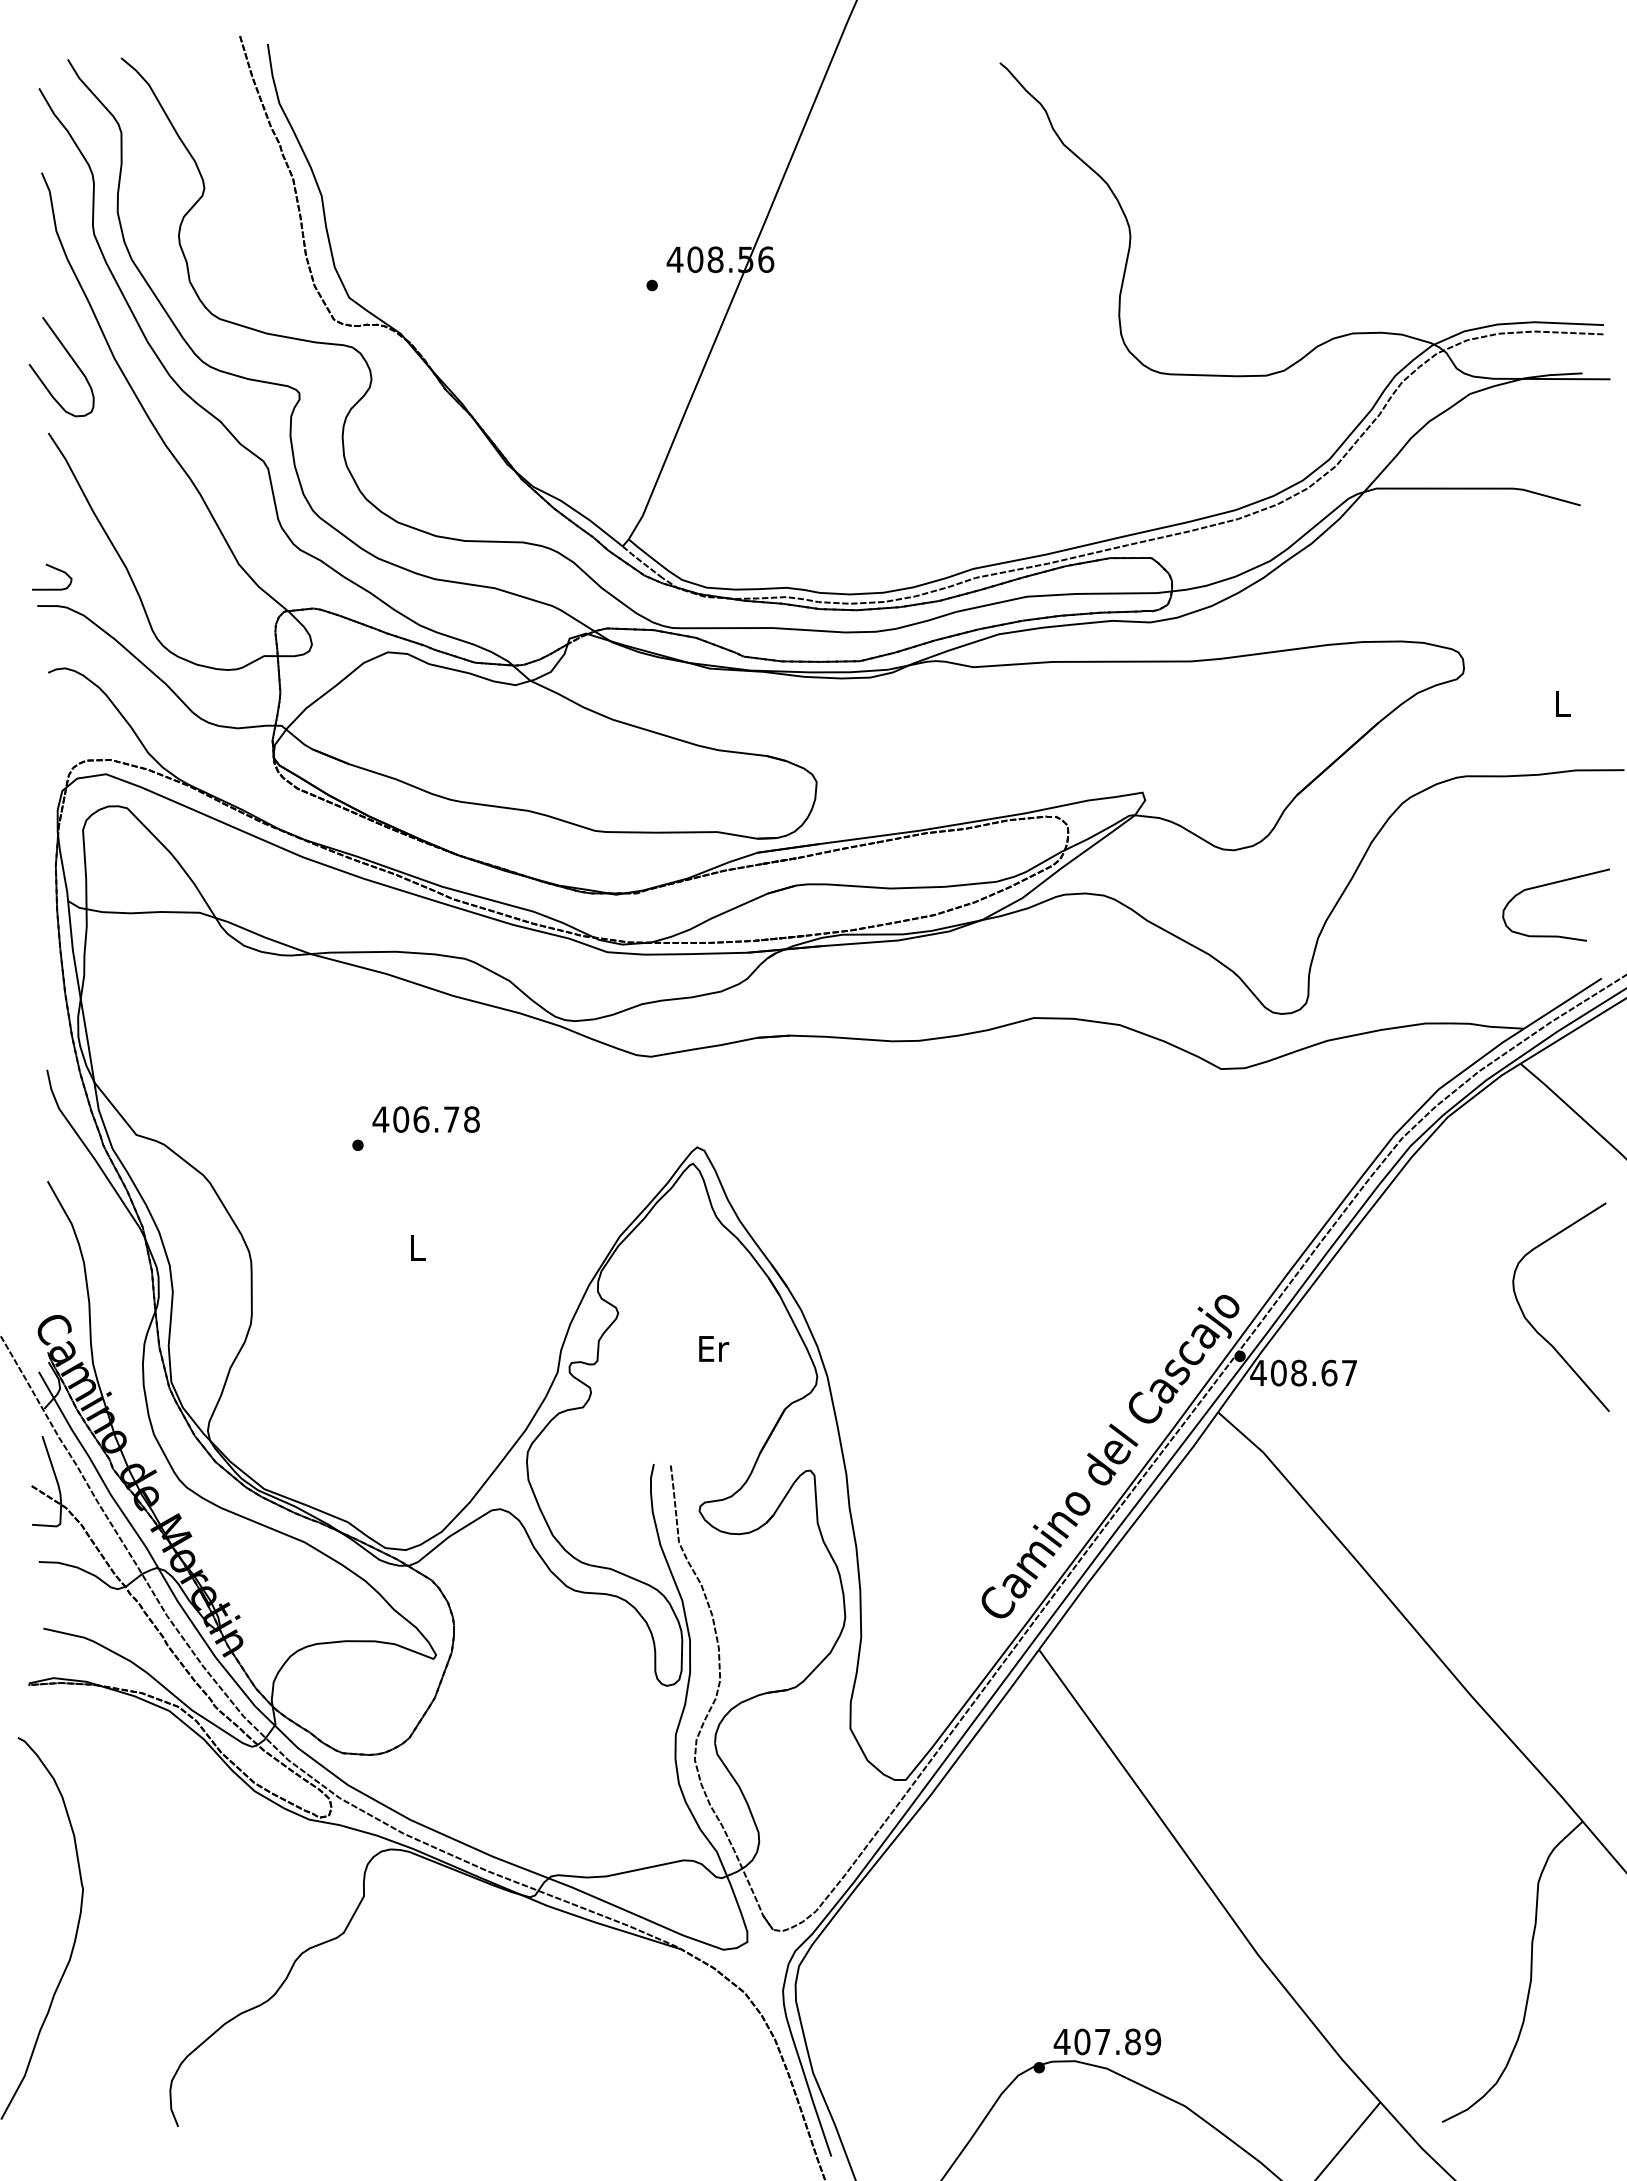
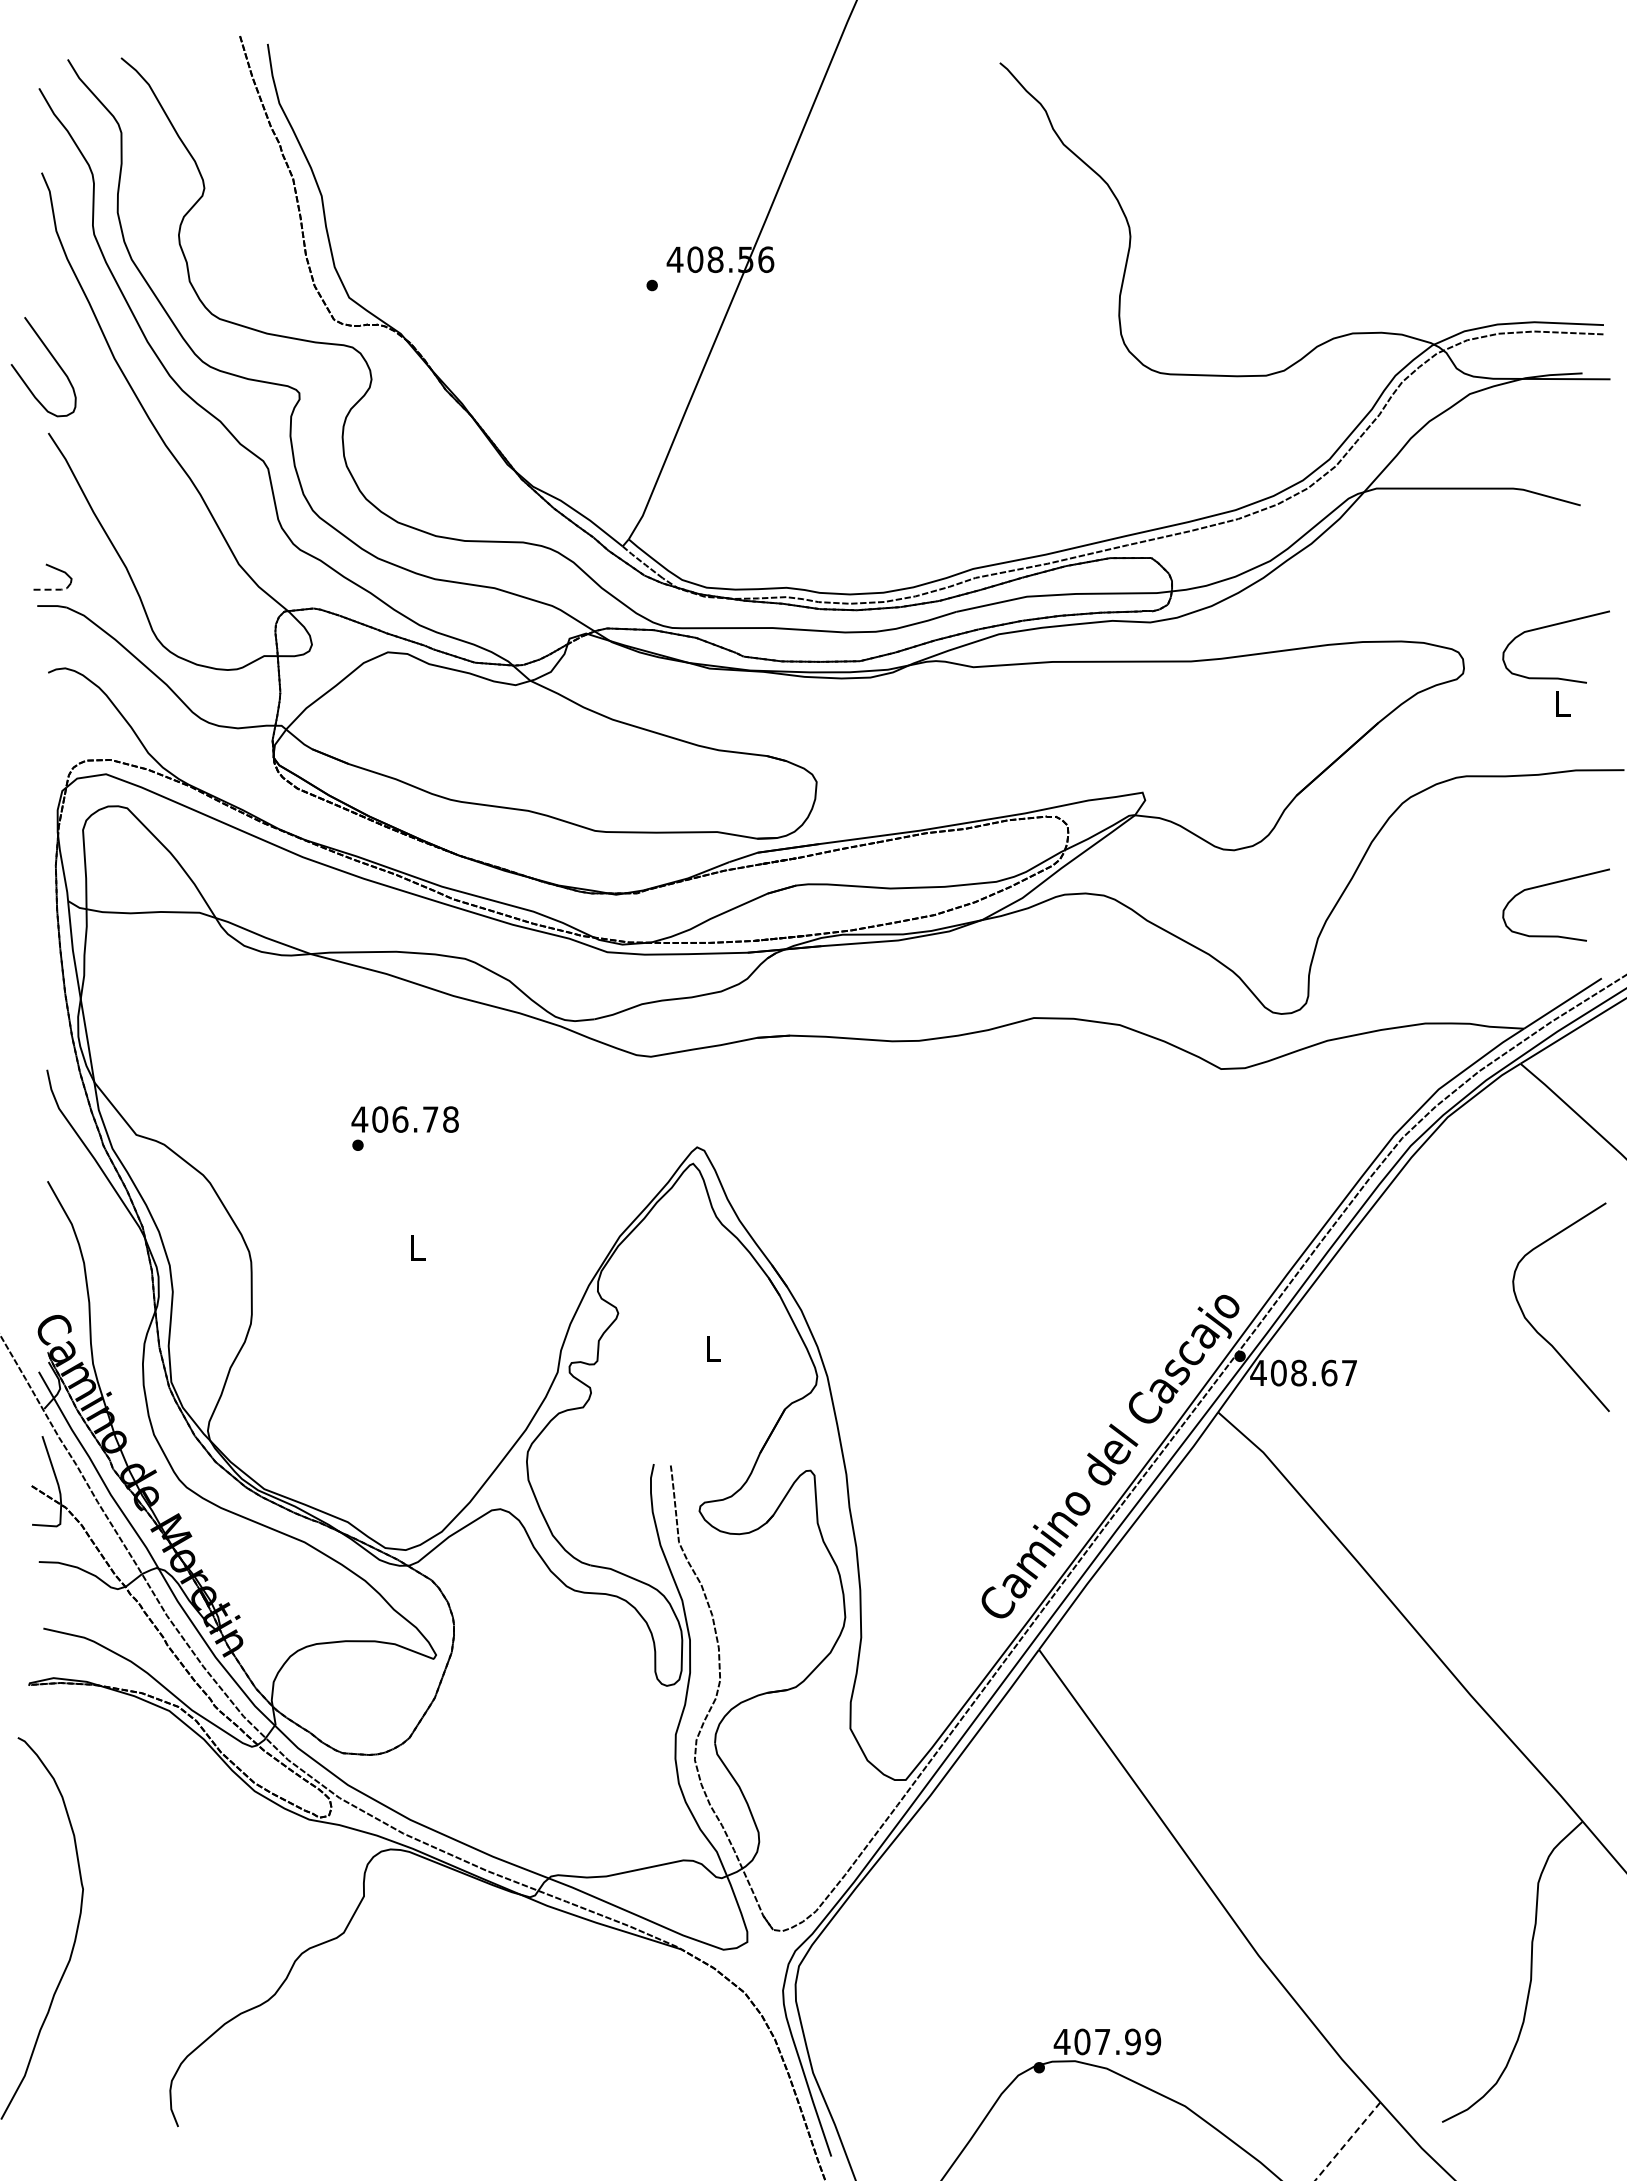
curve position: (71, 359) -> (53, 359) (53, 359)
line: solid -> dashed (53, 589)
curve: none -> present (1552, 626)
text position: (425, 1119) -> (404, 1119) (404, 1119)
text: Er -> L (714, 1348)
text: 407.89 -> 407.99 (1132, 2041)
line: solid -> dashed (1347, 2141)
